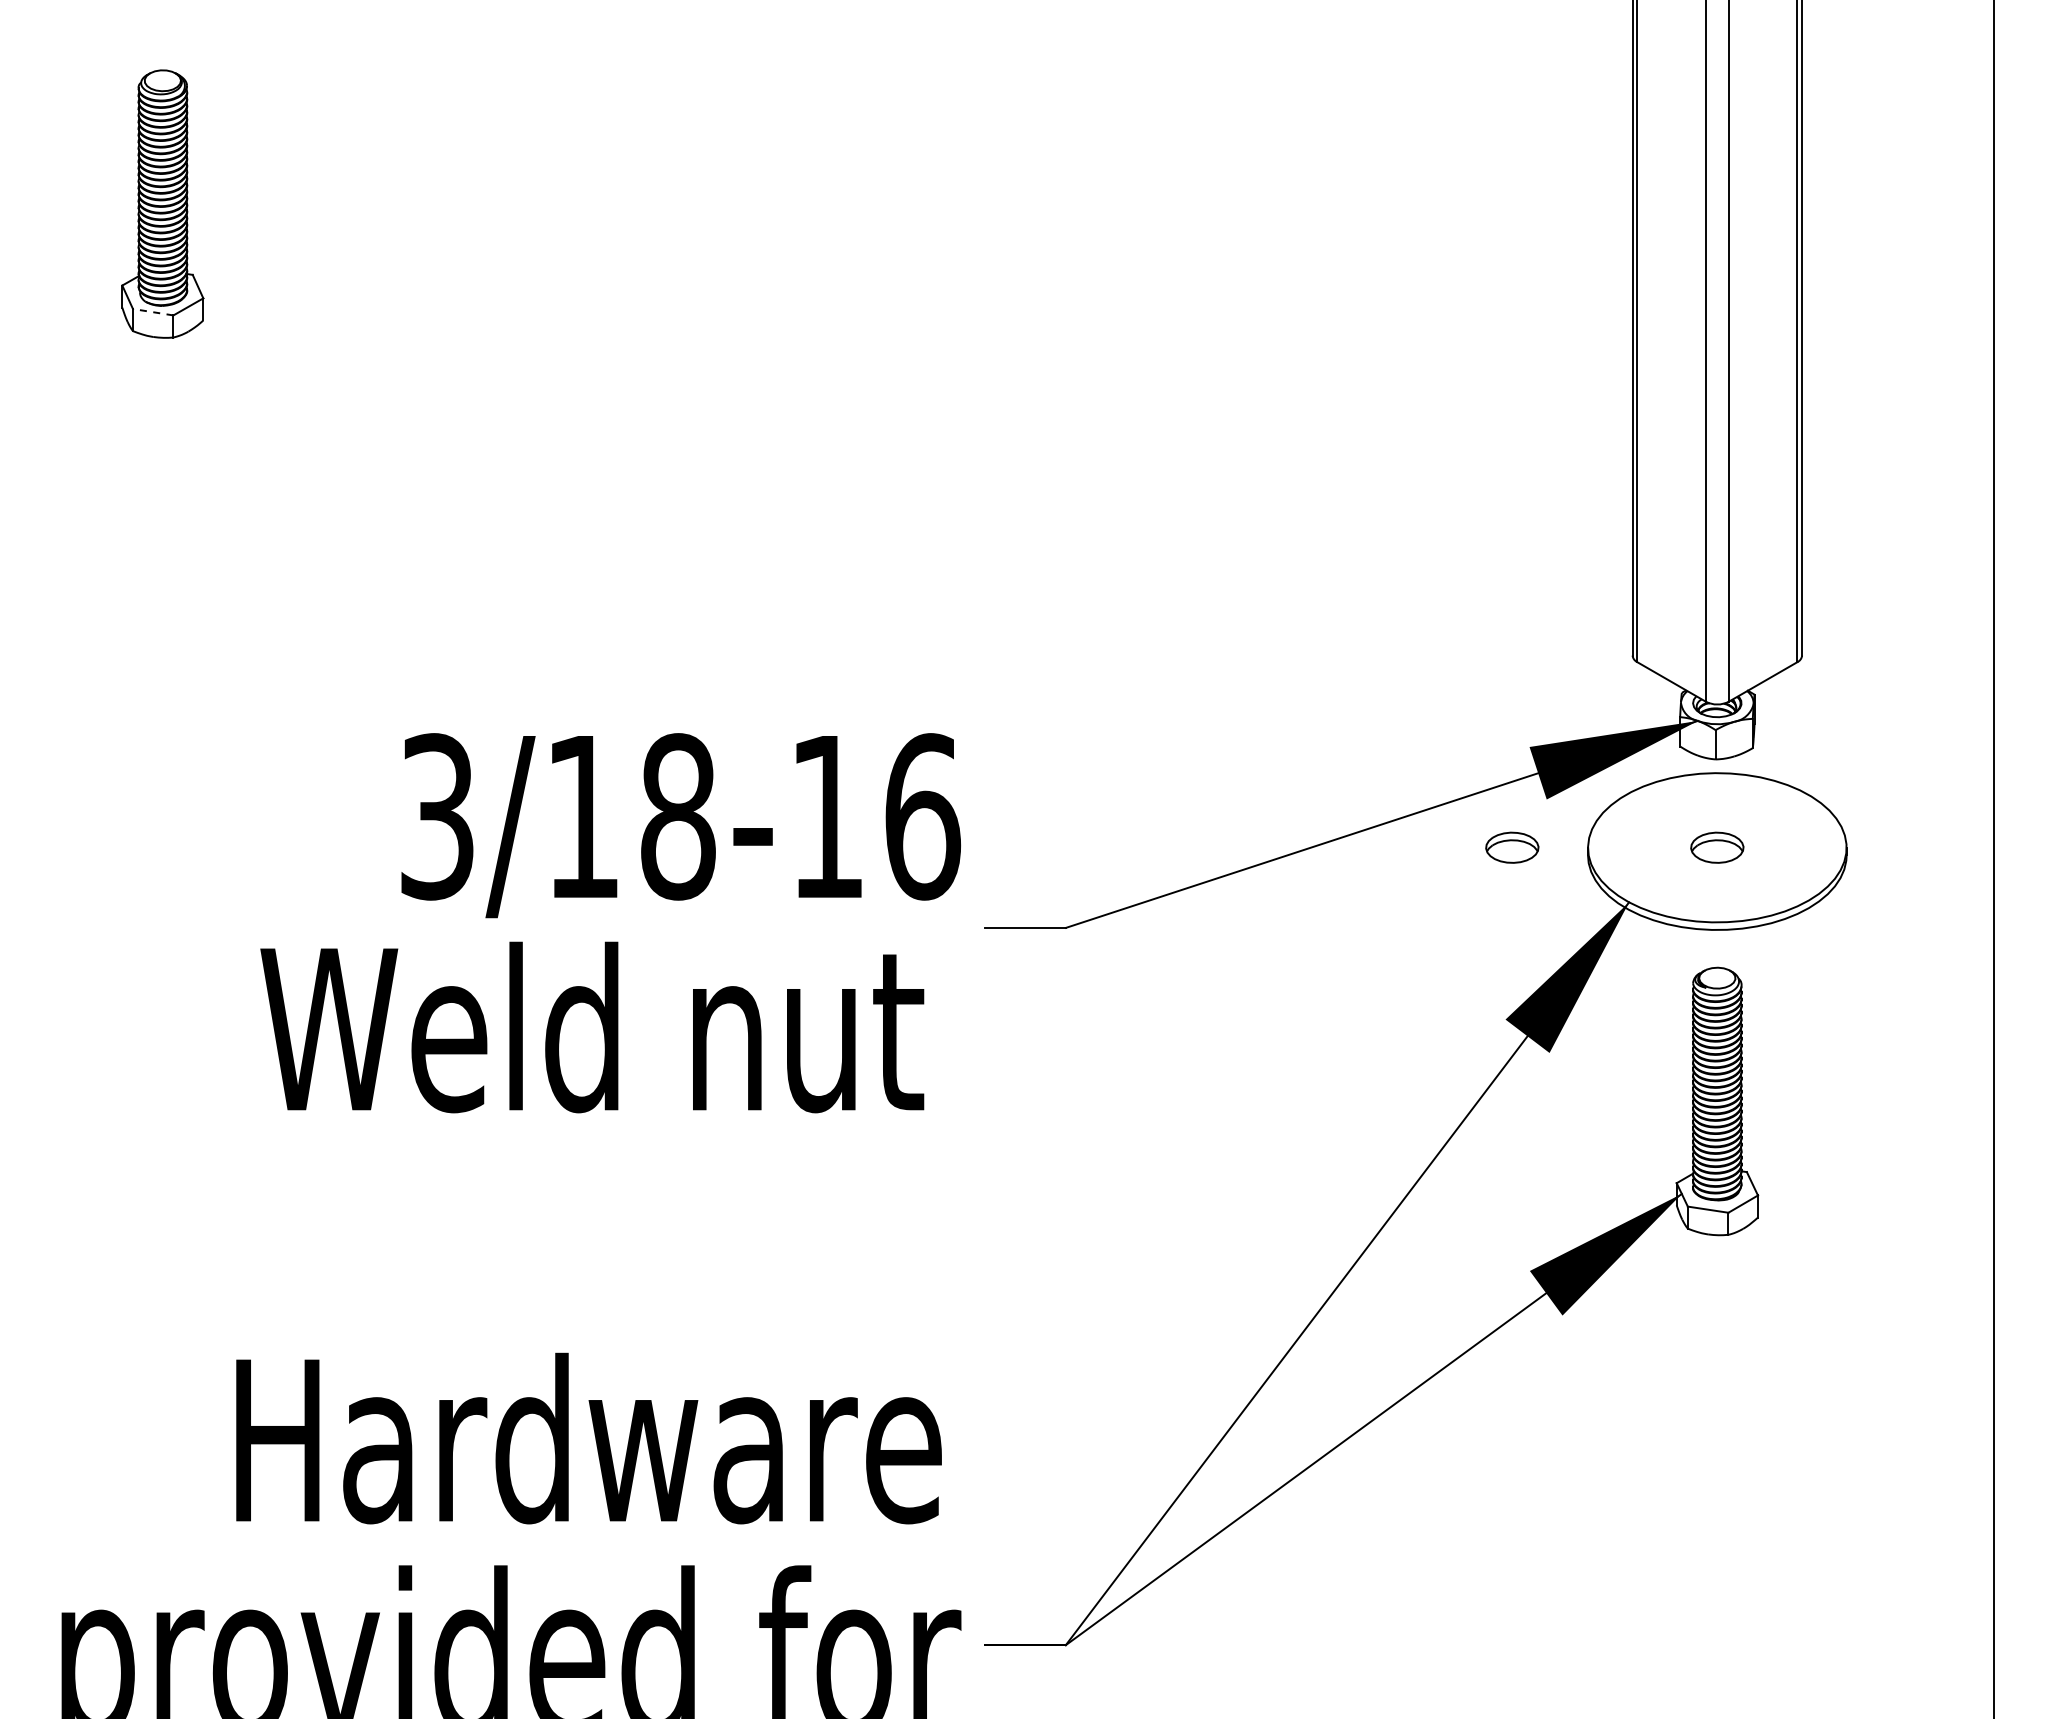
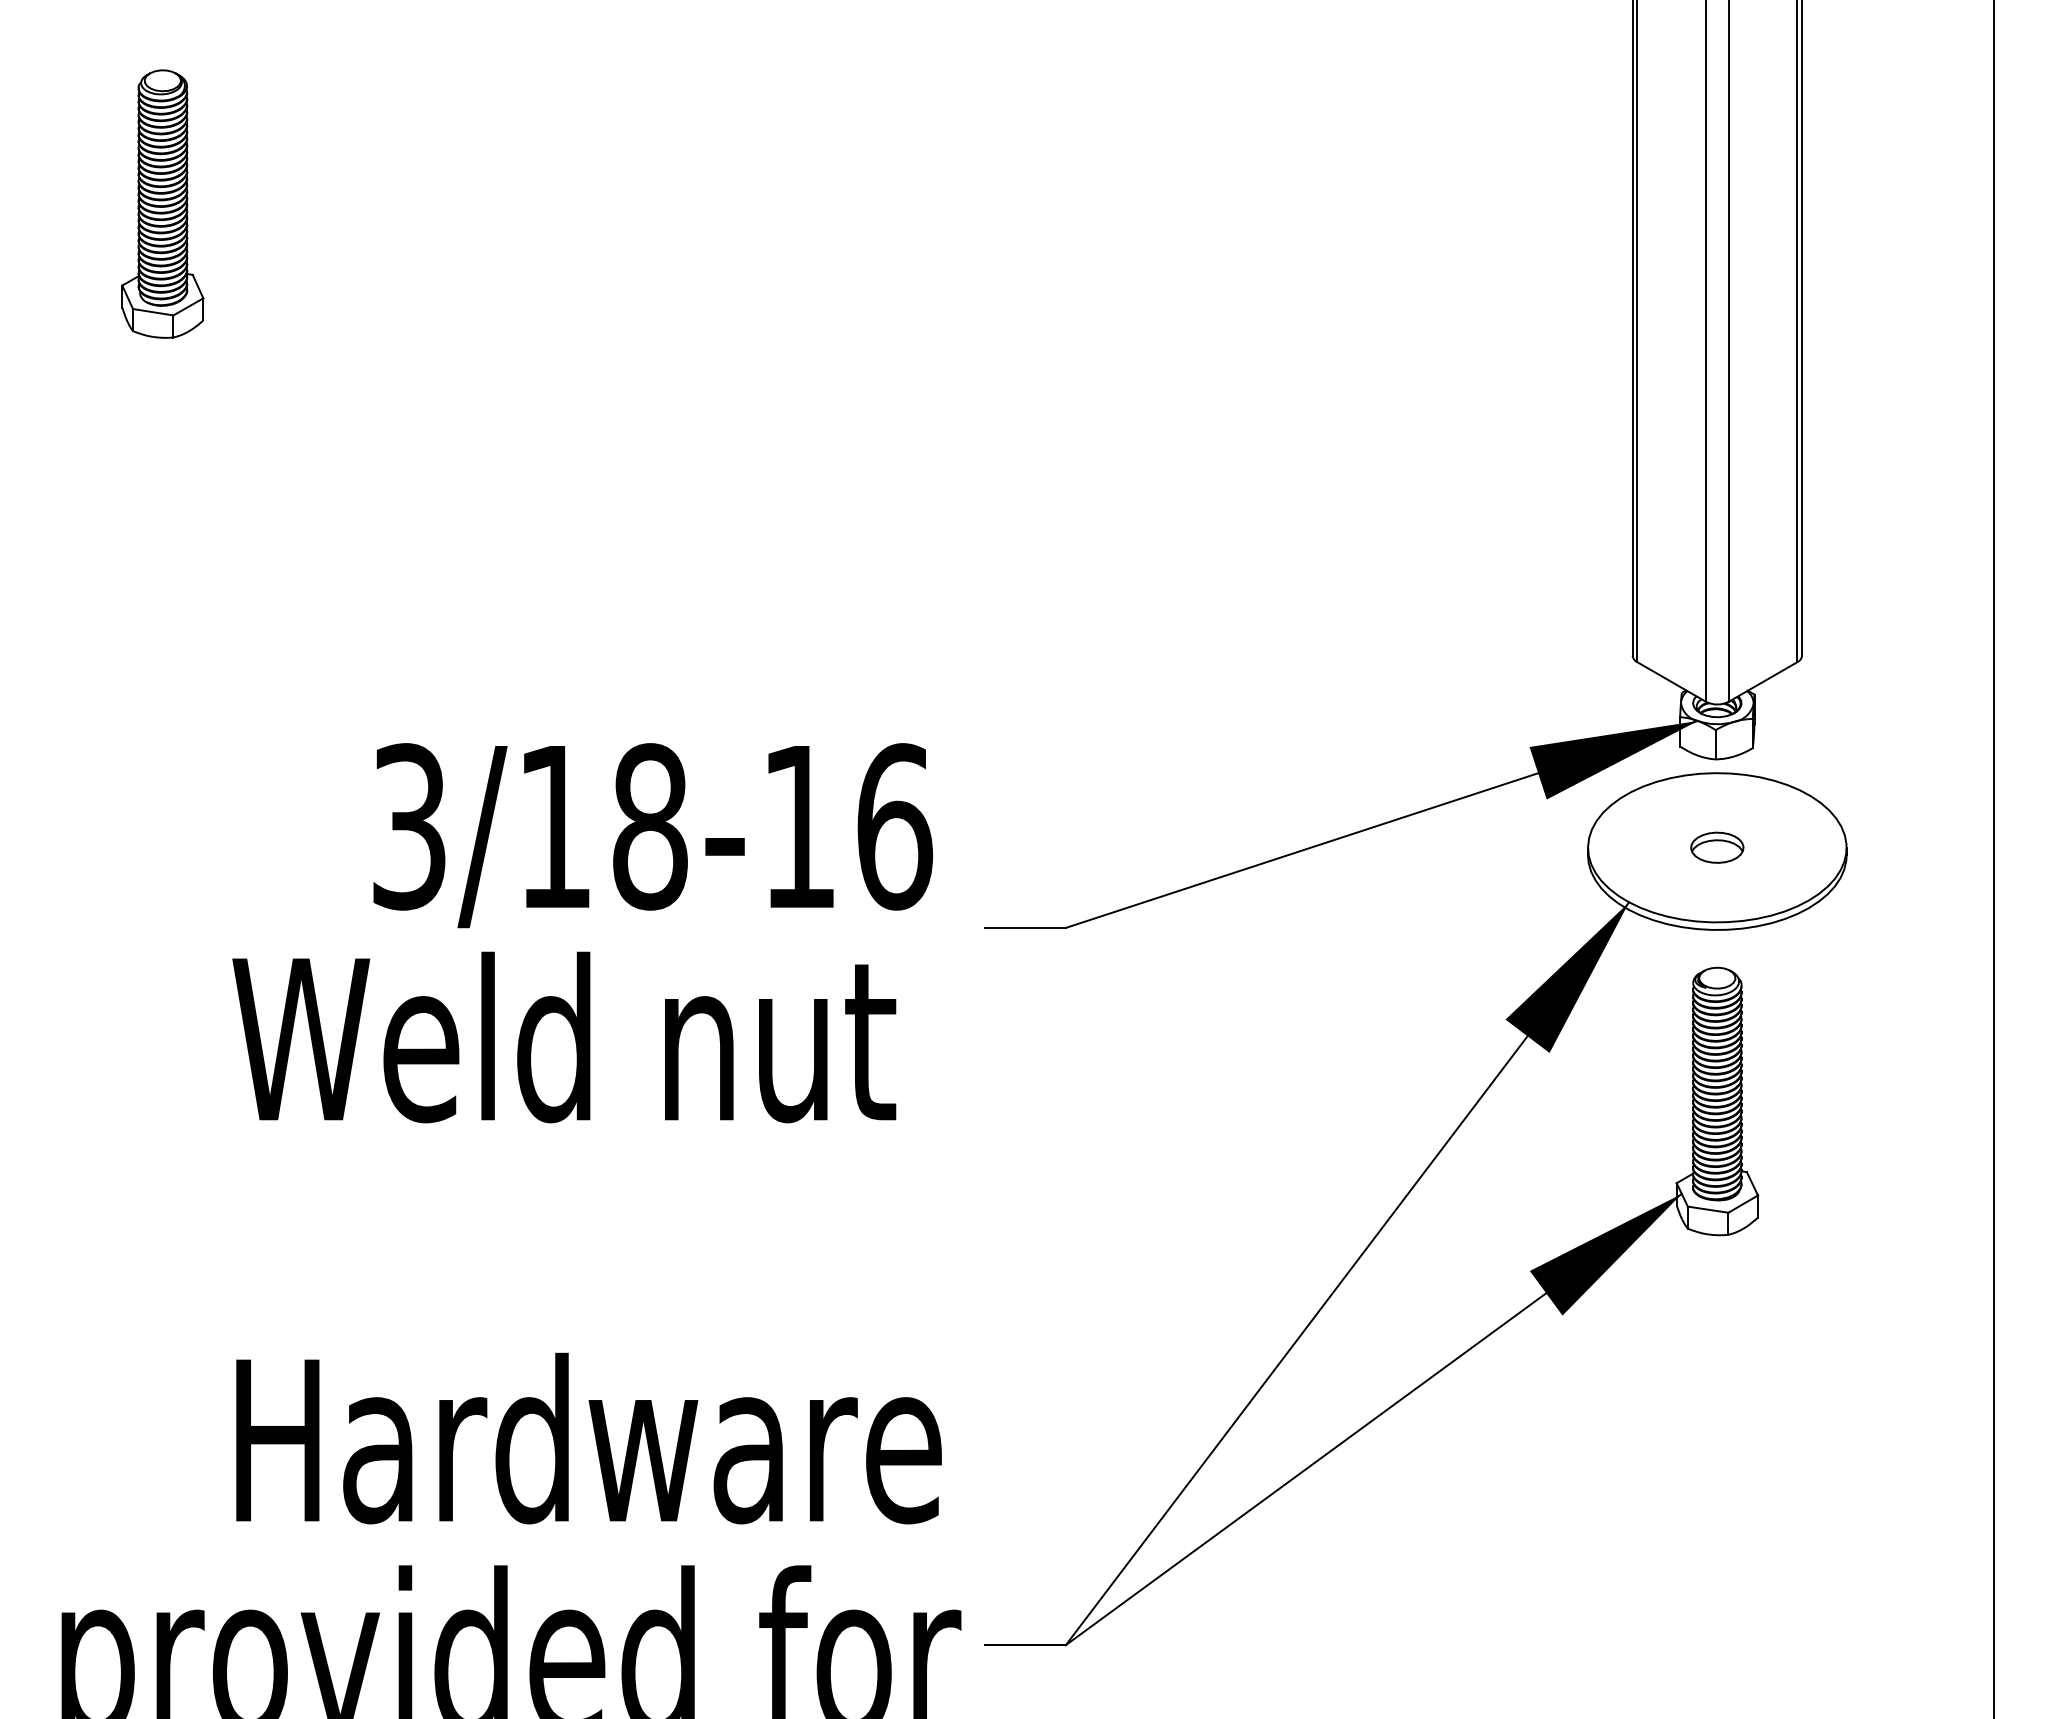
line: dashed -> solid (152, 312)
part: present -> none (1512, 847)
text position: (610, 923) -> (582, 933) (582, 933)
